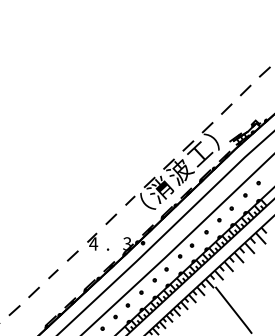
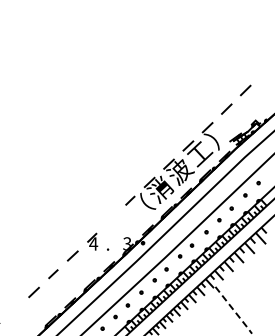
line: present -> none (264, 71)
line: present -> none (111, 218)
line: present -> none (14, 310)
line: solid -> dashed (234, 311)
